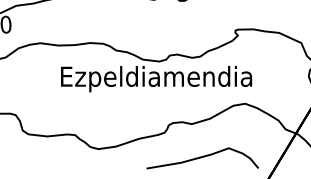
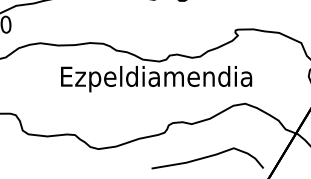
curve position: (202, 157) -> (207, 157) (207, 157)
